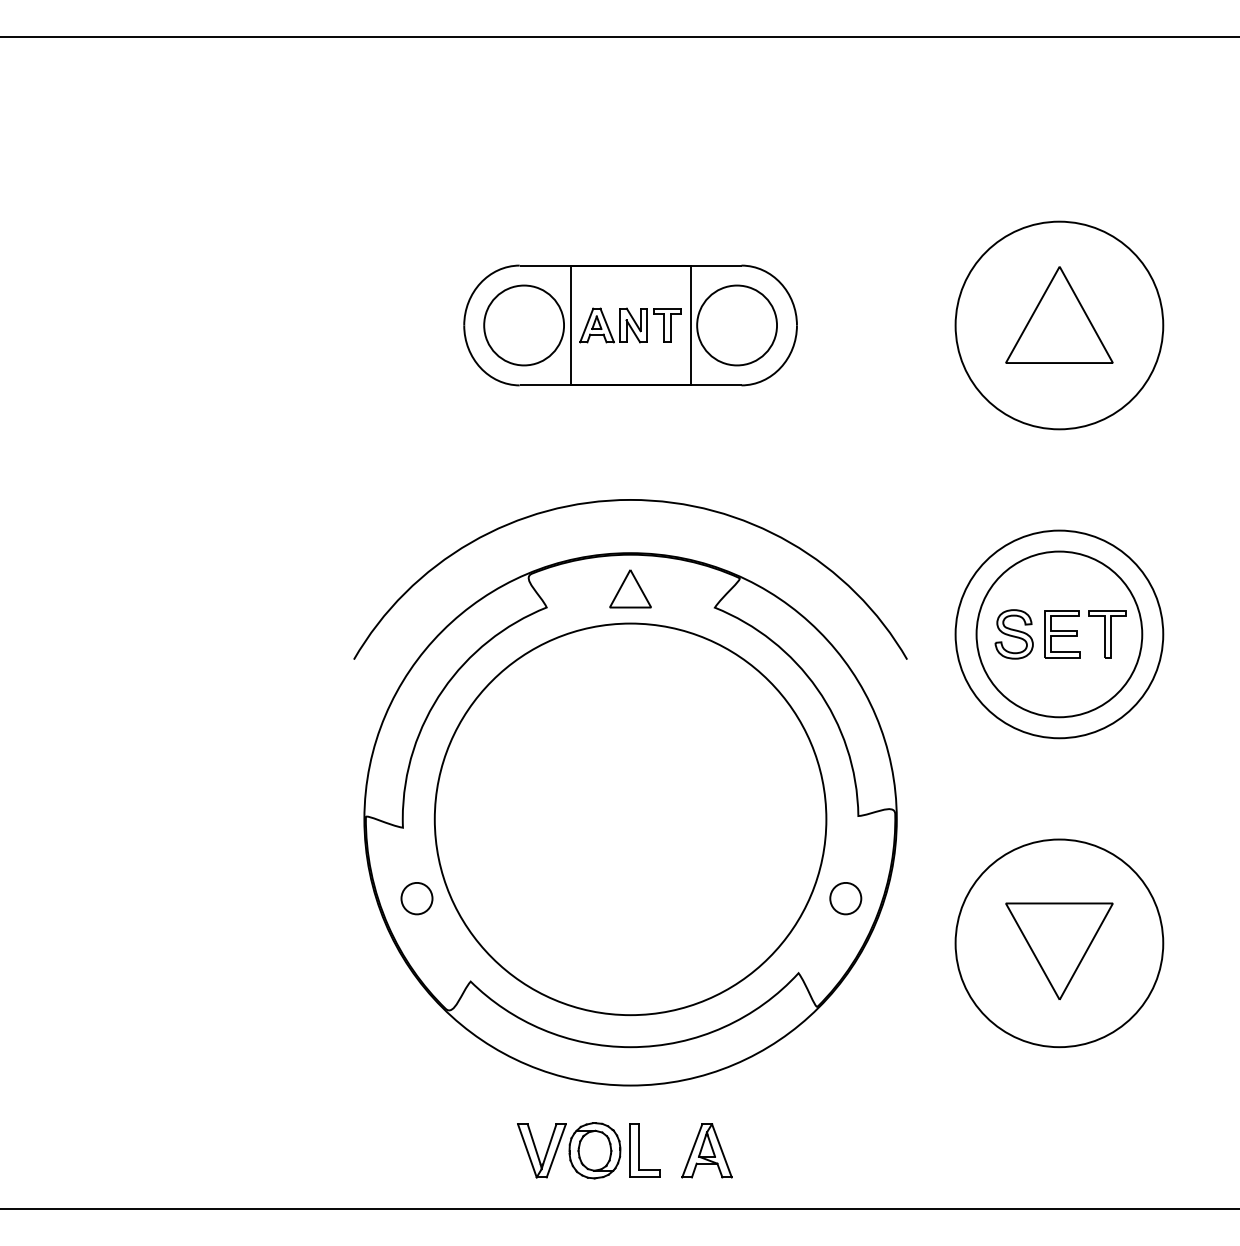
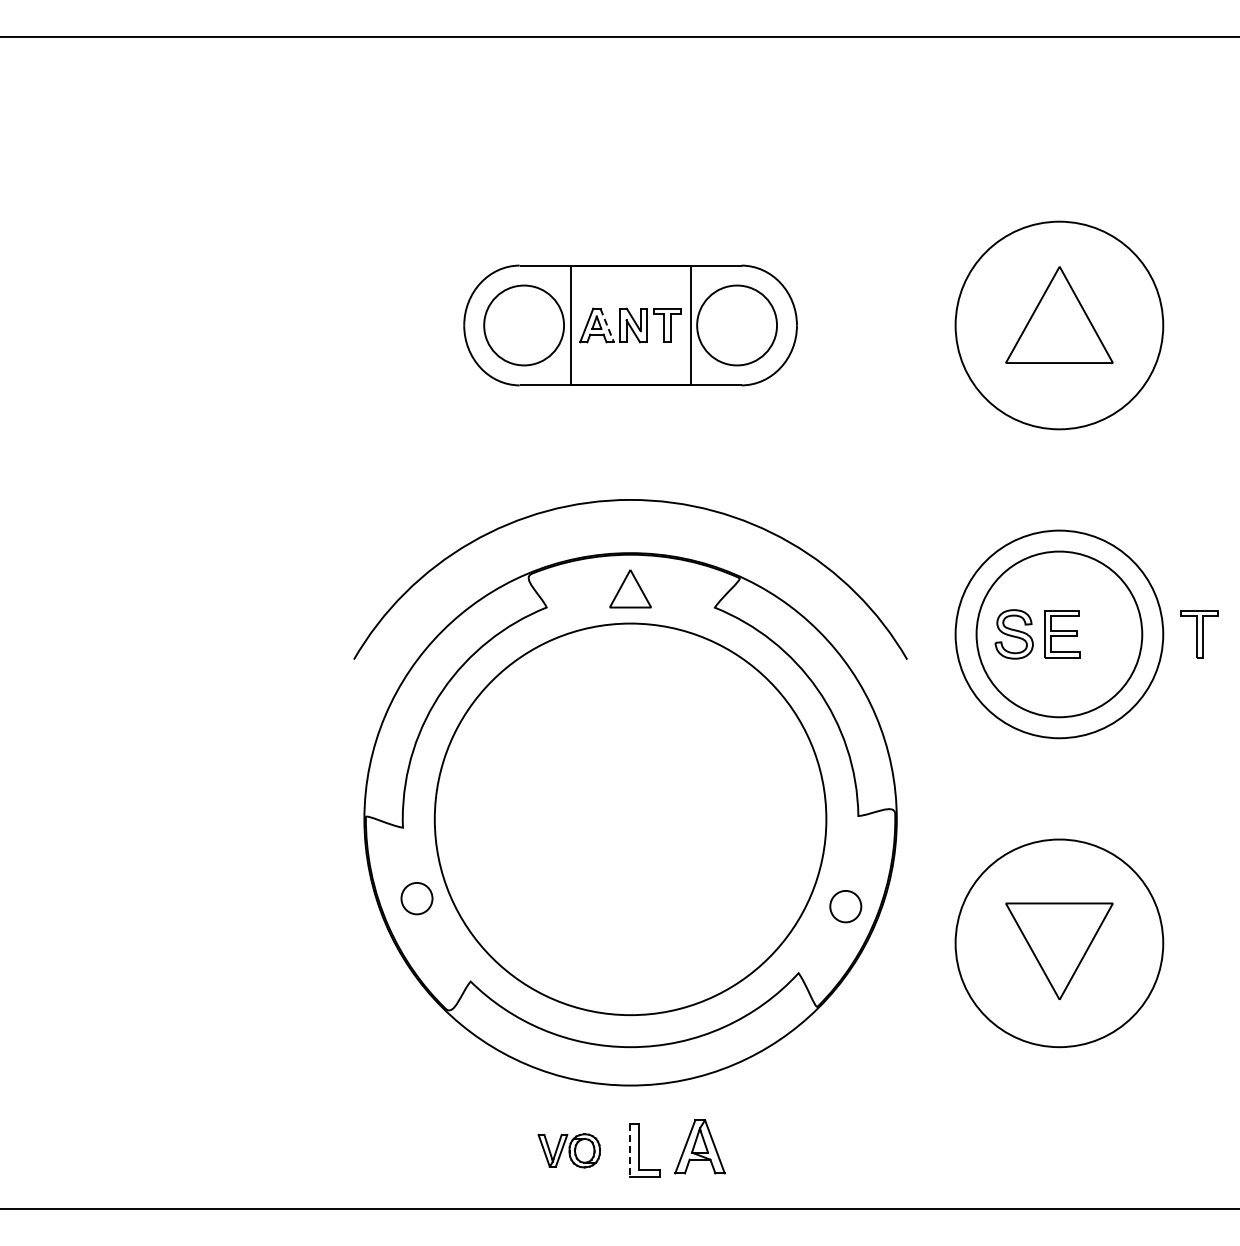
line: solid -> dashed (607, 325)
part position: (1107, 634) -> (1199, 634) (1199, 634)
part position: (845, 898) -> (845, 906) (845, 906)
part size: 105x58 px -> 64x36 px (568, 1150)
line: solid -> dashed (630, 1150)
part position: (706, 1150) -> (699, 1146) (699, 1146)
